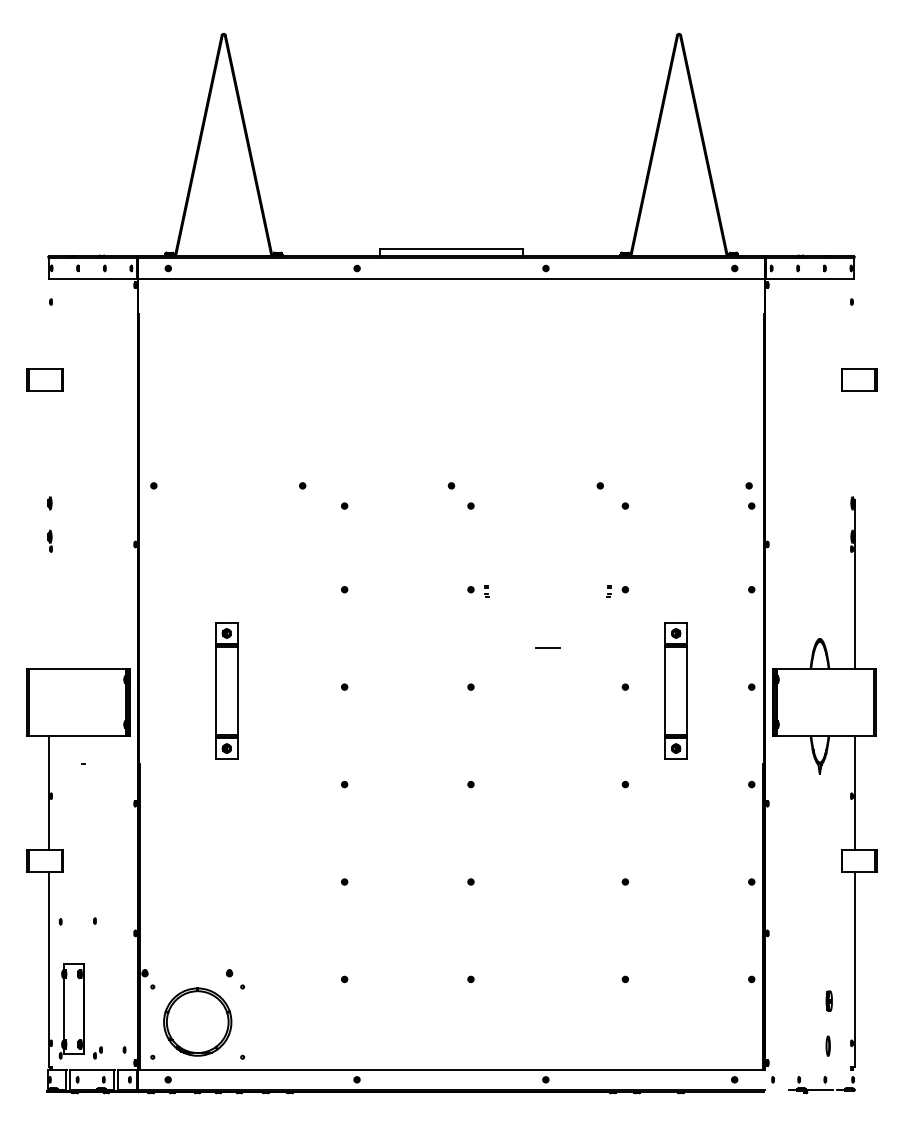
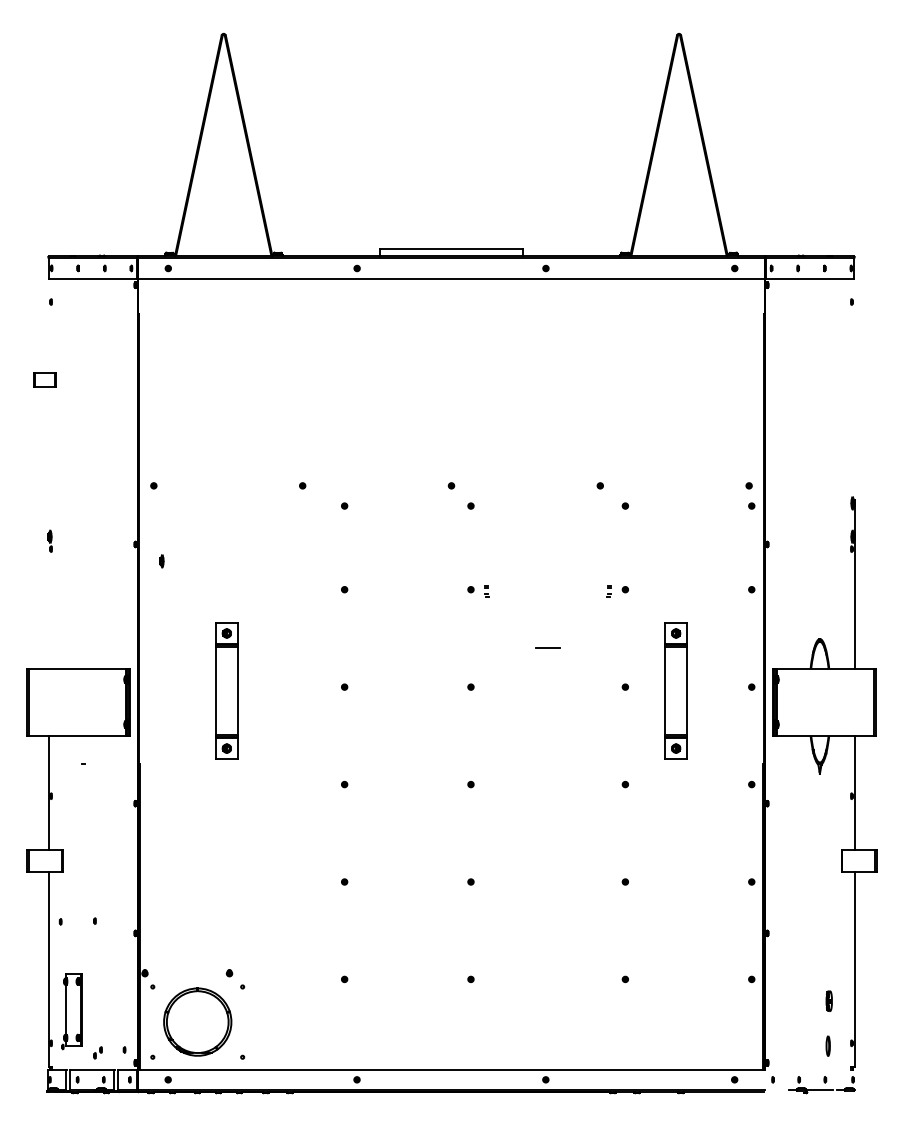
part size: 38x24 px -> 24x16 px (44, 379)
part: present -> none (859, 379)
part position: (49, 503) -> (161, 561) (161, 561)
part size: 27x97 px -> 22x78 px (71, 1011)
